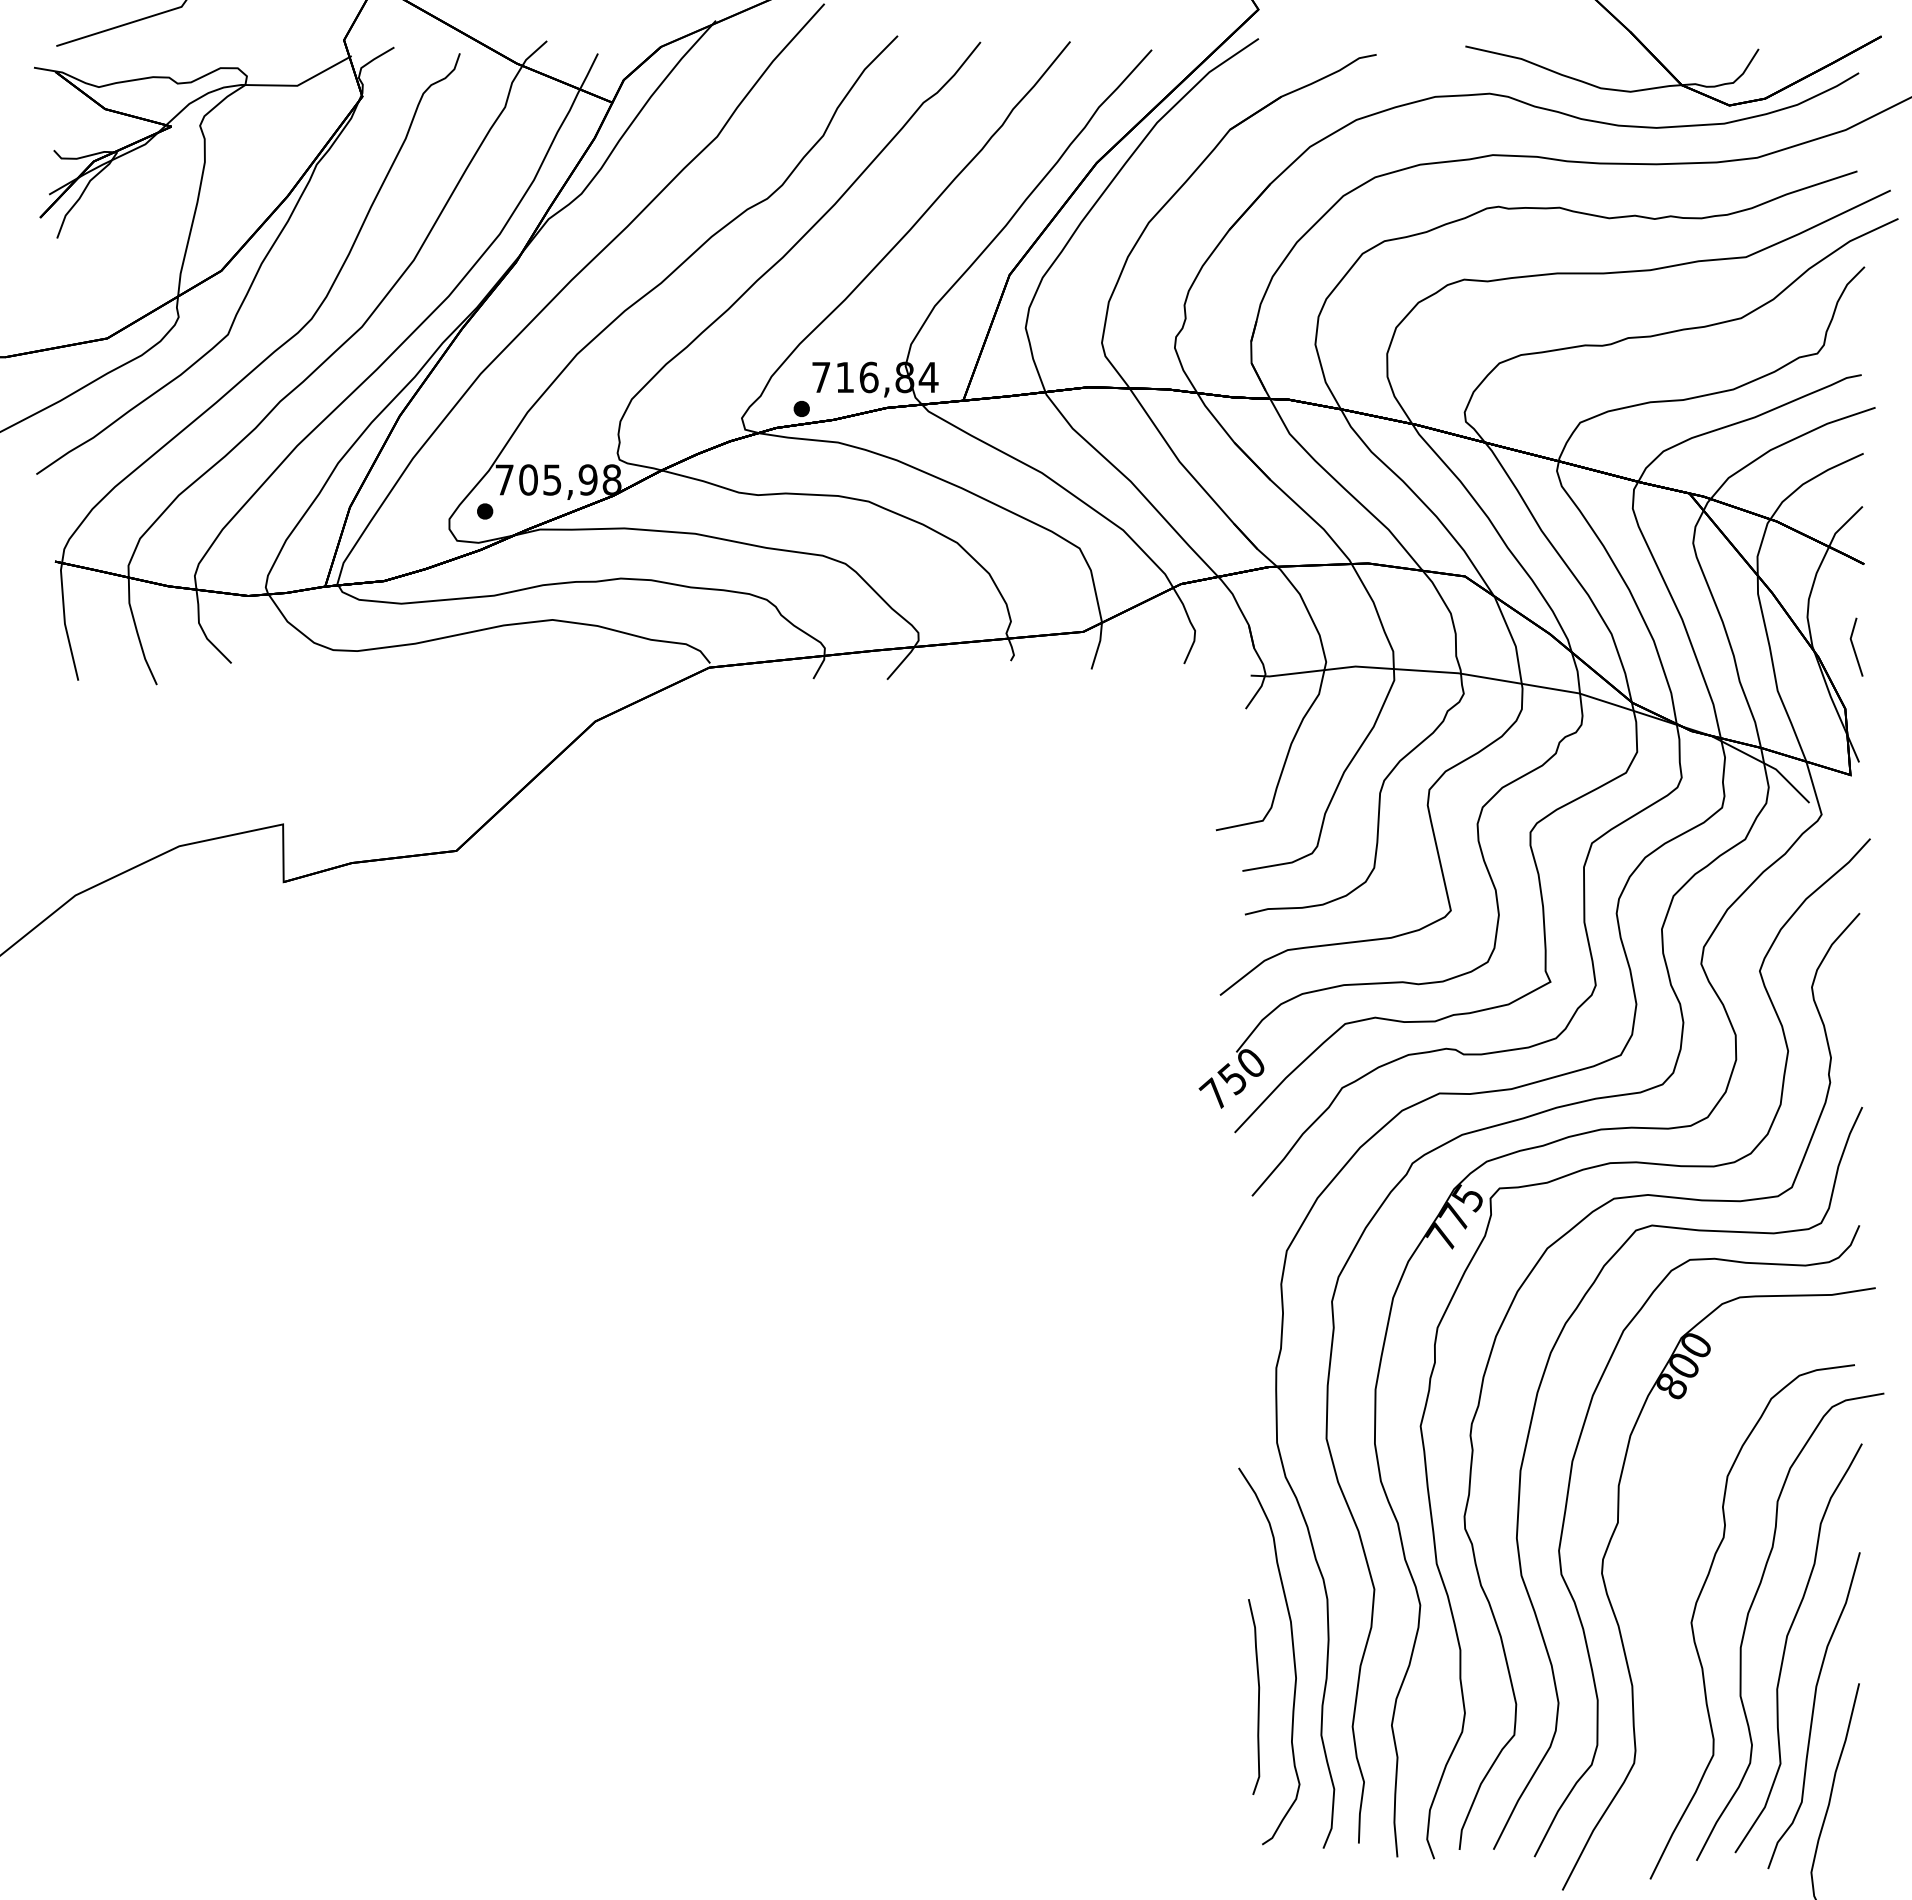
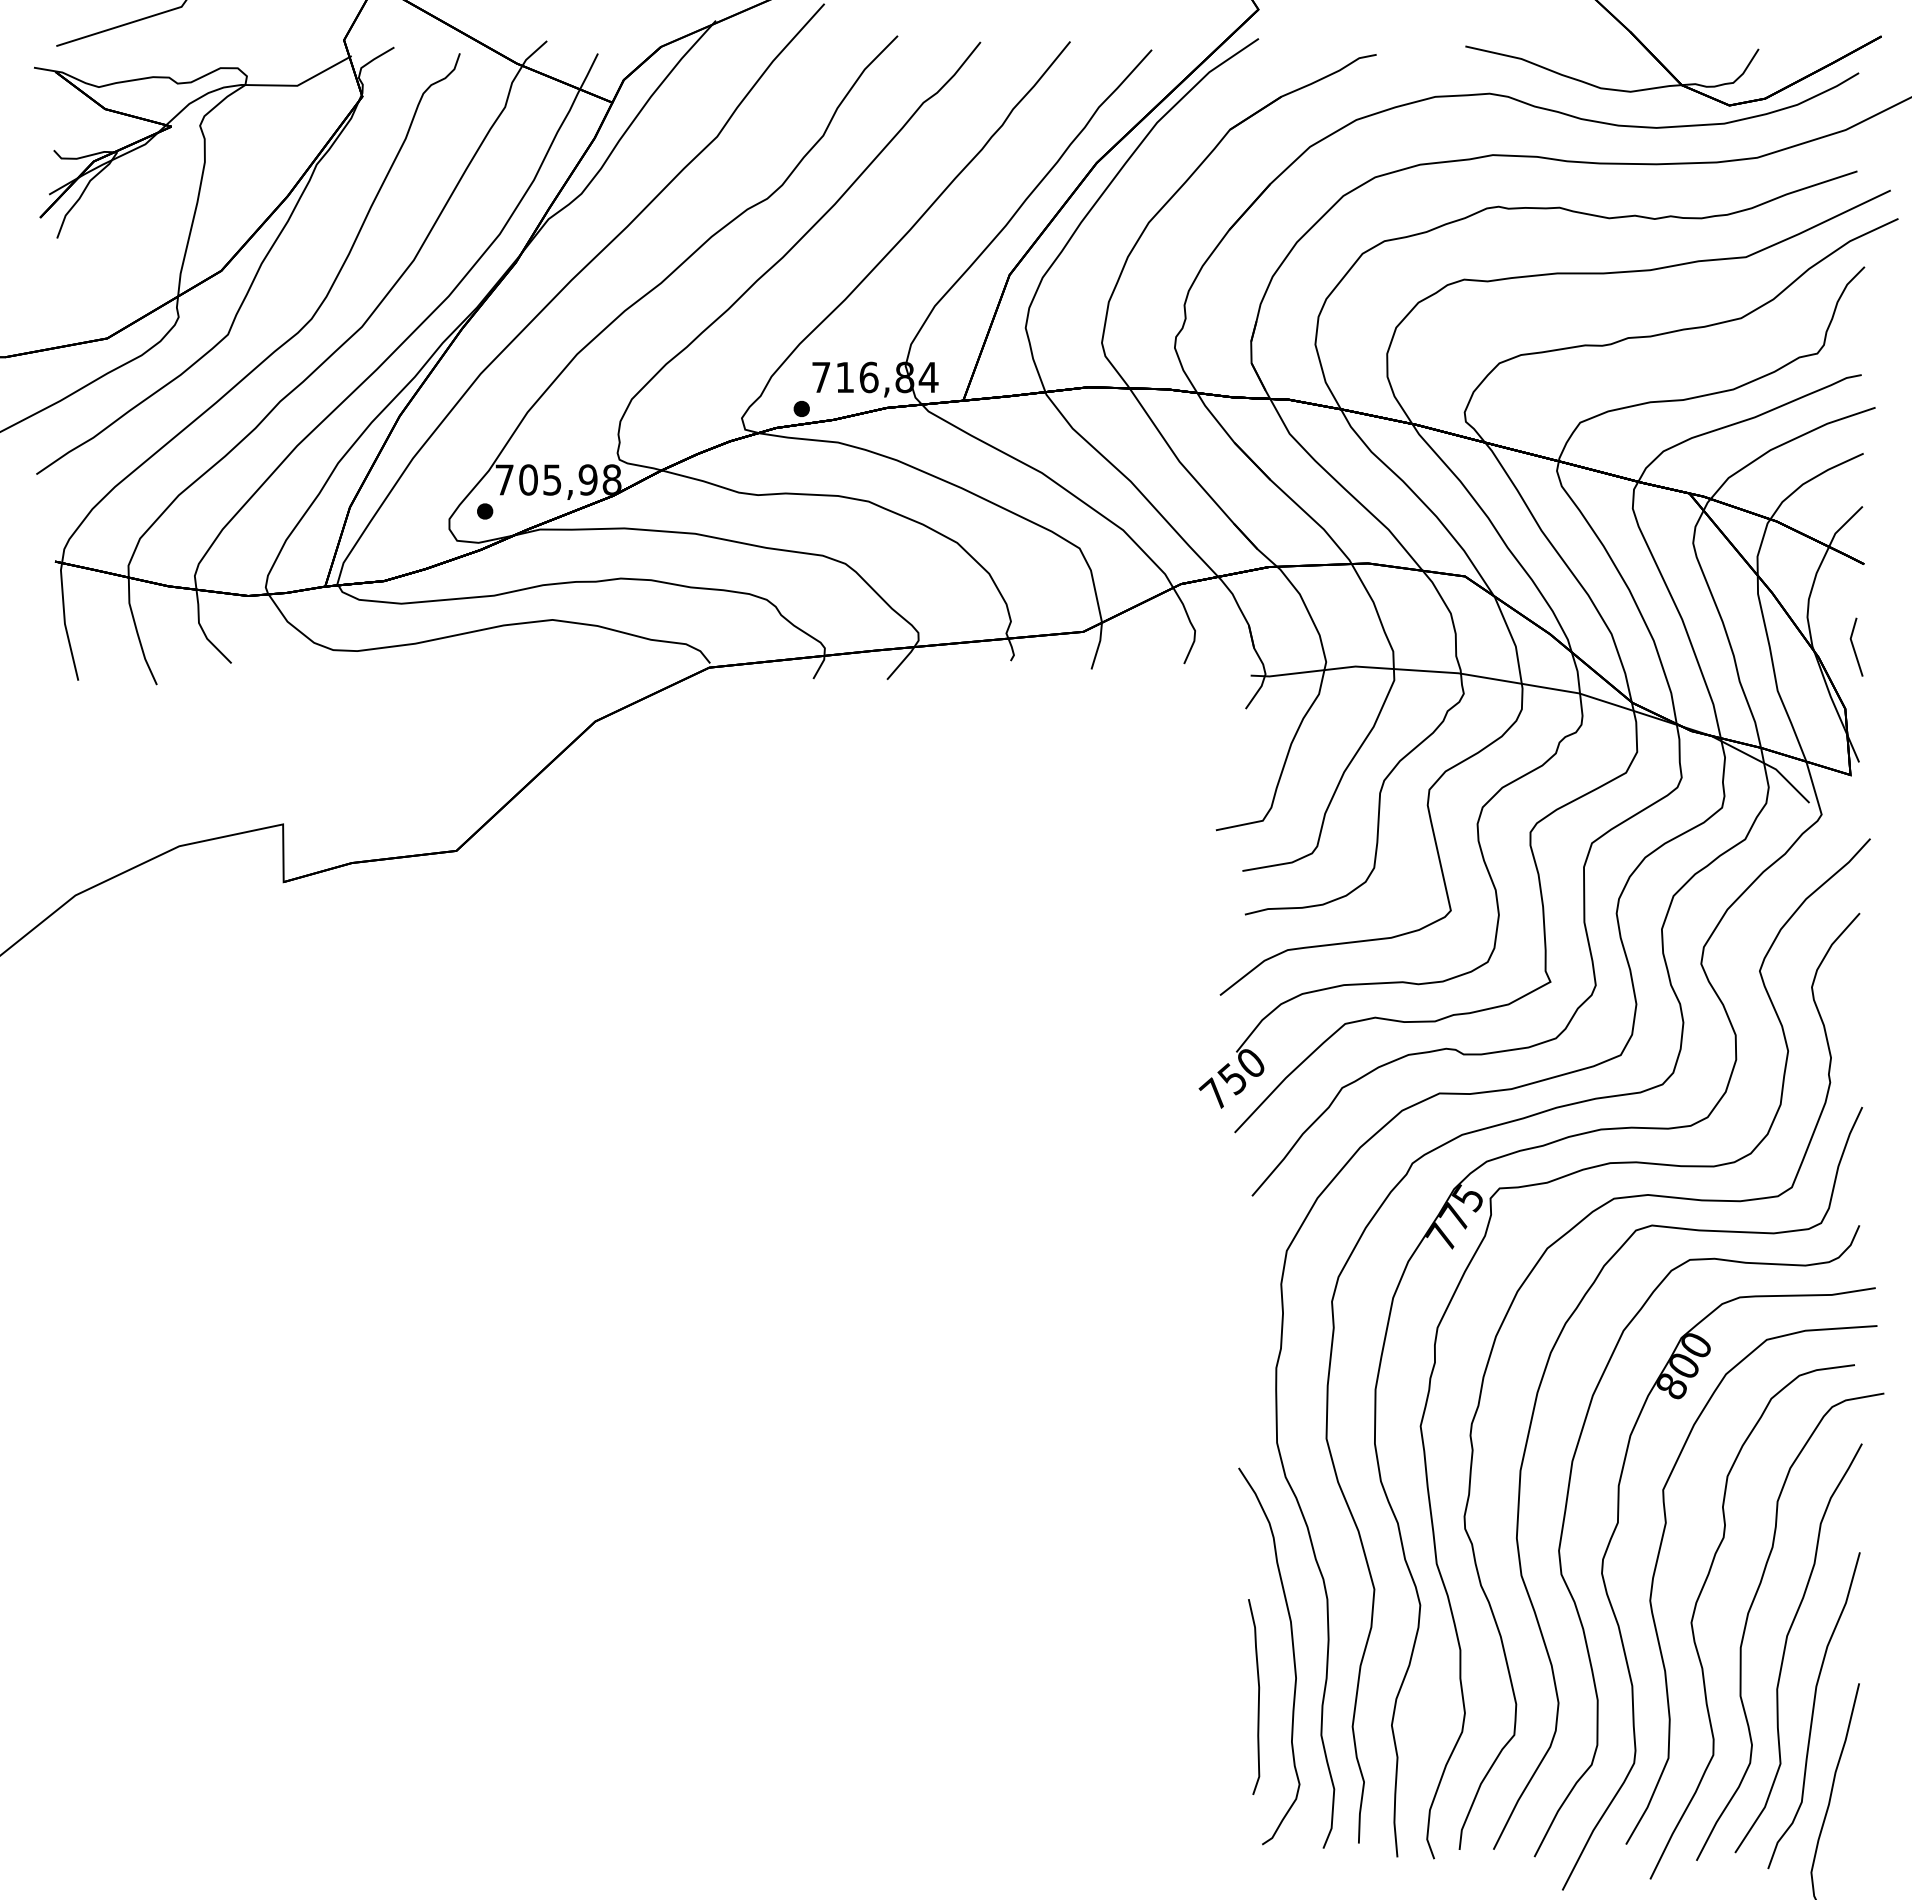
curve: none -> present (1658, 1560)
